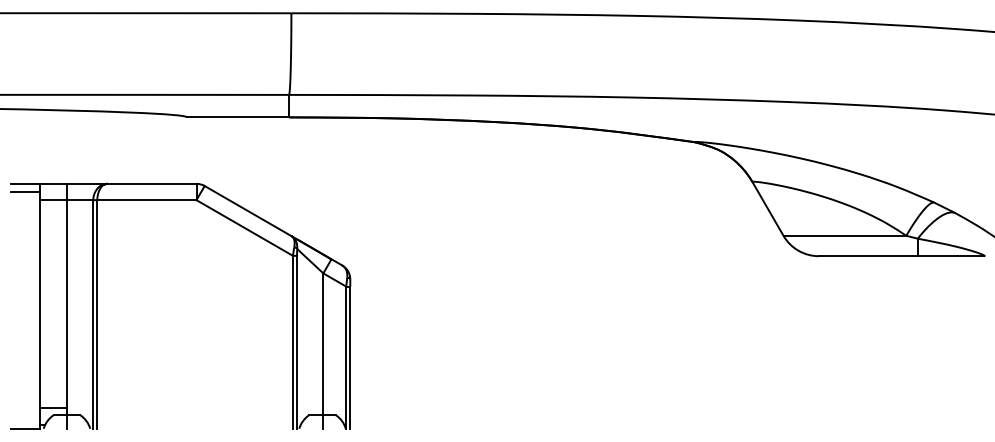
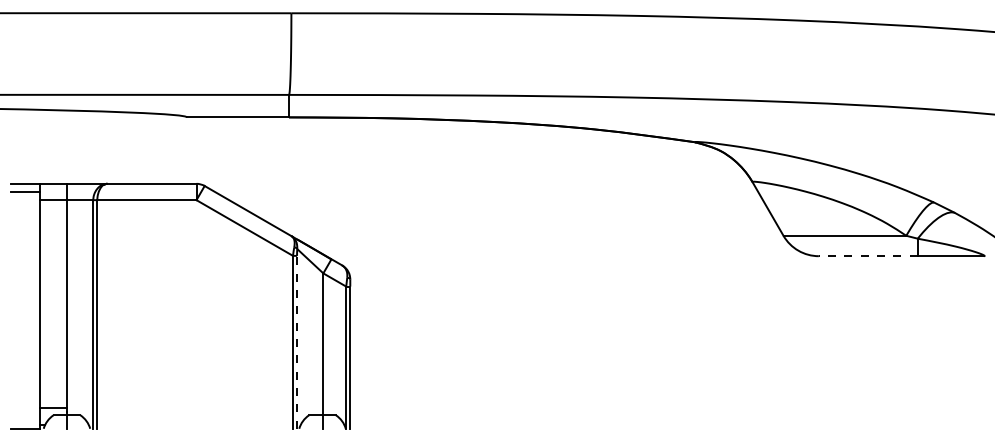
line: solid -> dashed (867, 256)
line: solid -> dashed (297, 341)
